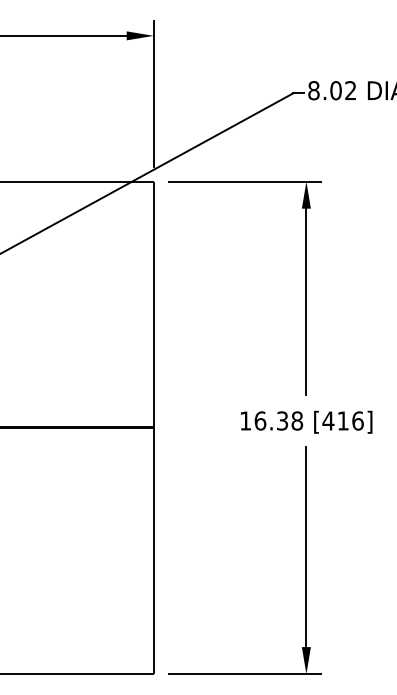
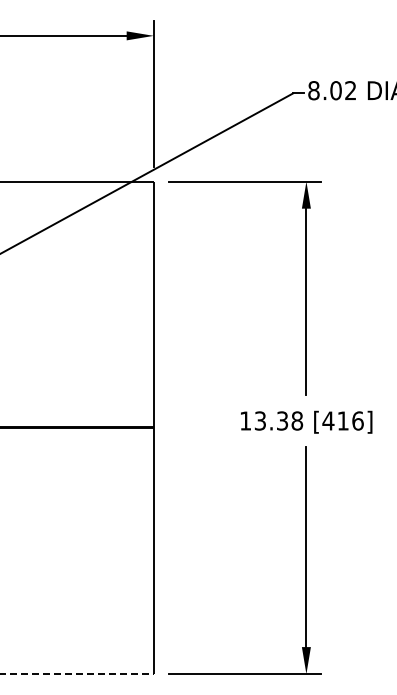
text: 16.38 -> 13.38 (260, 420)
line: solid -> dashed (77, 674)
